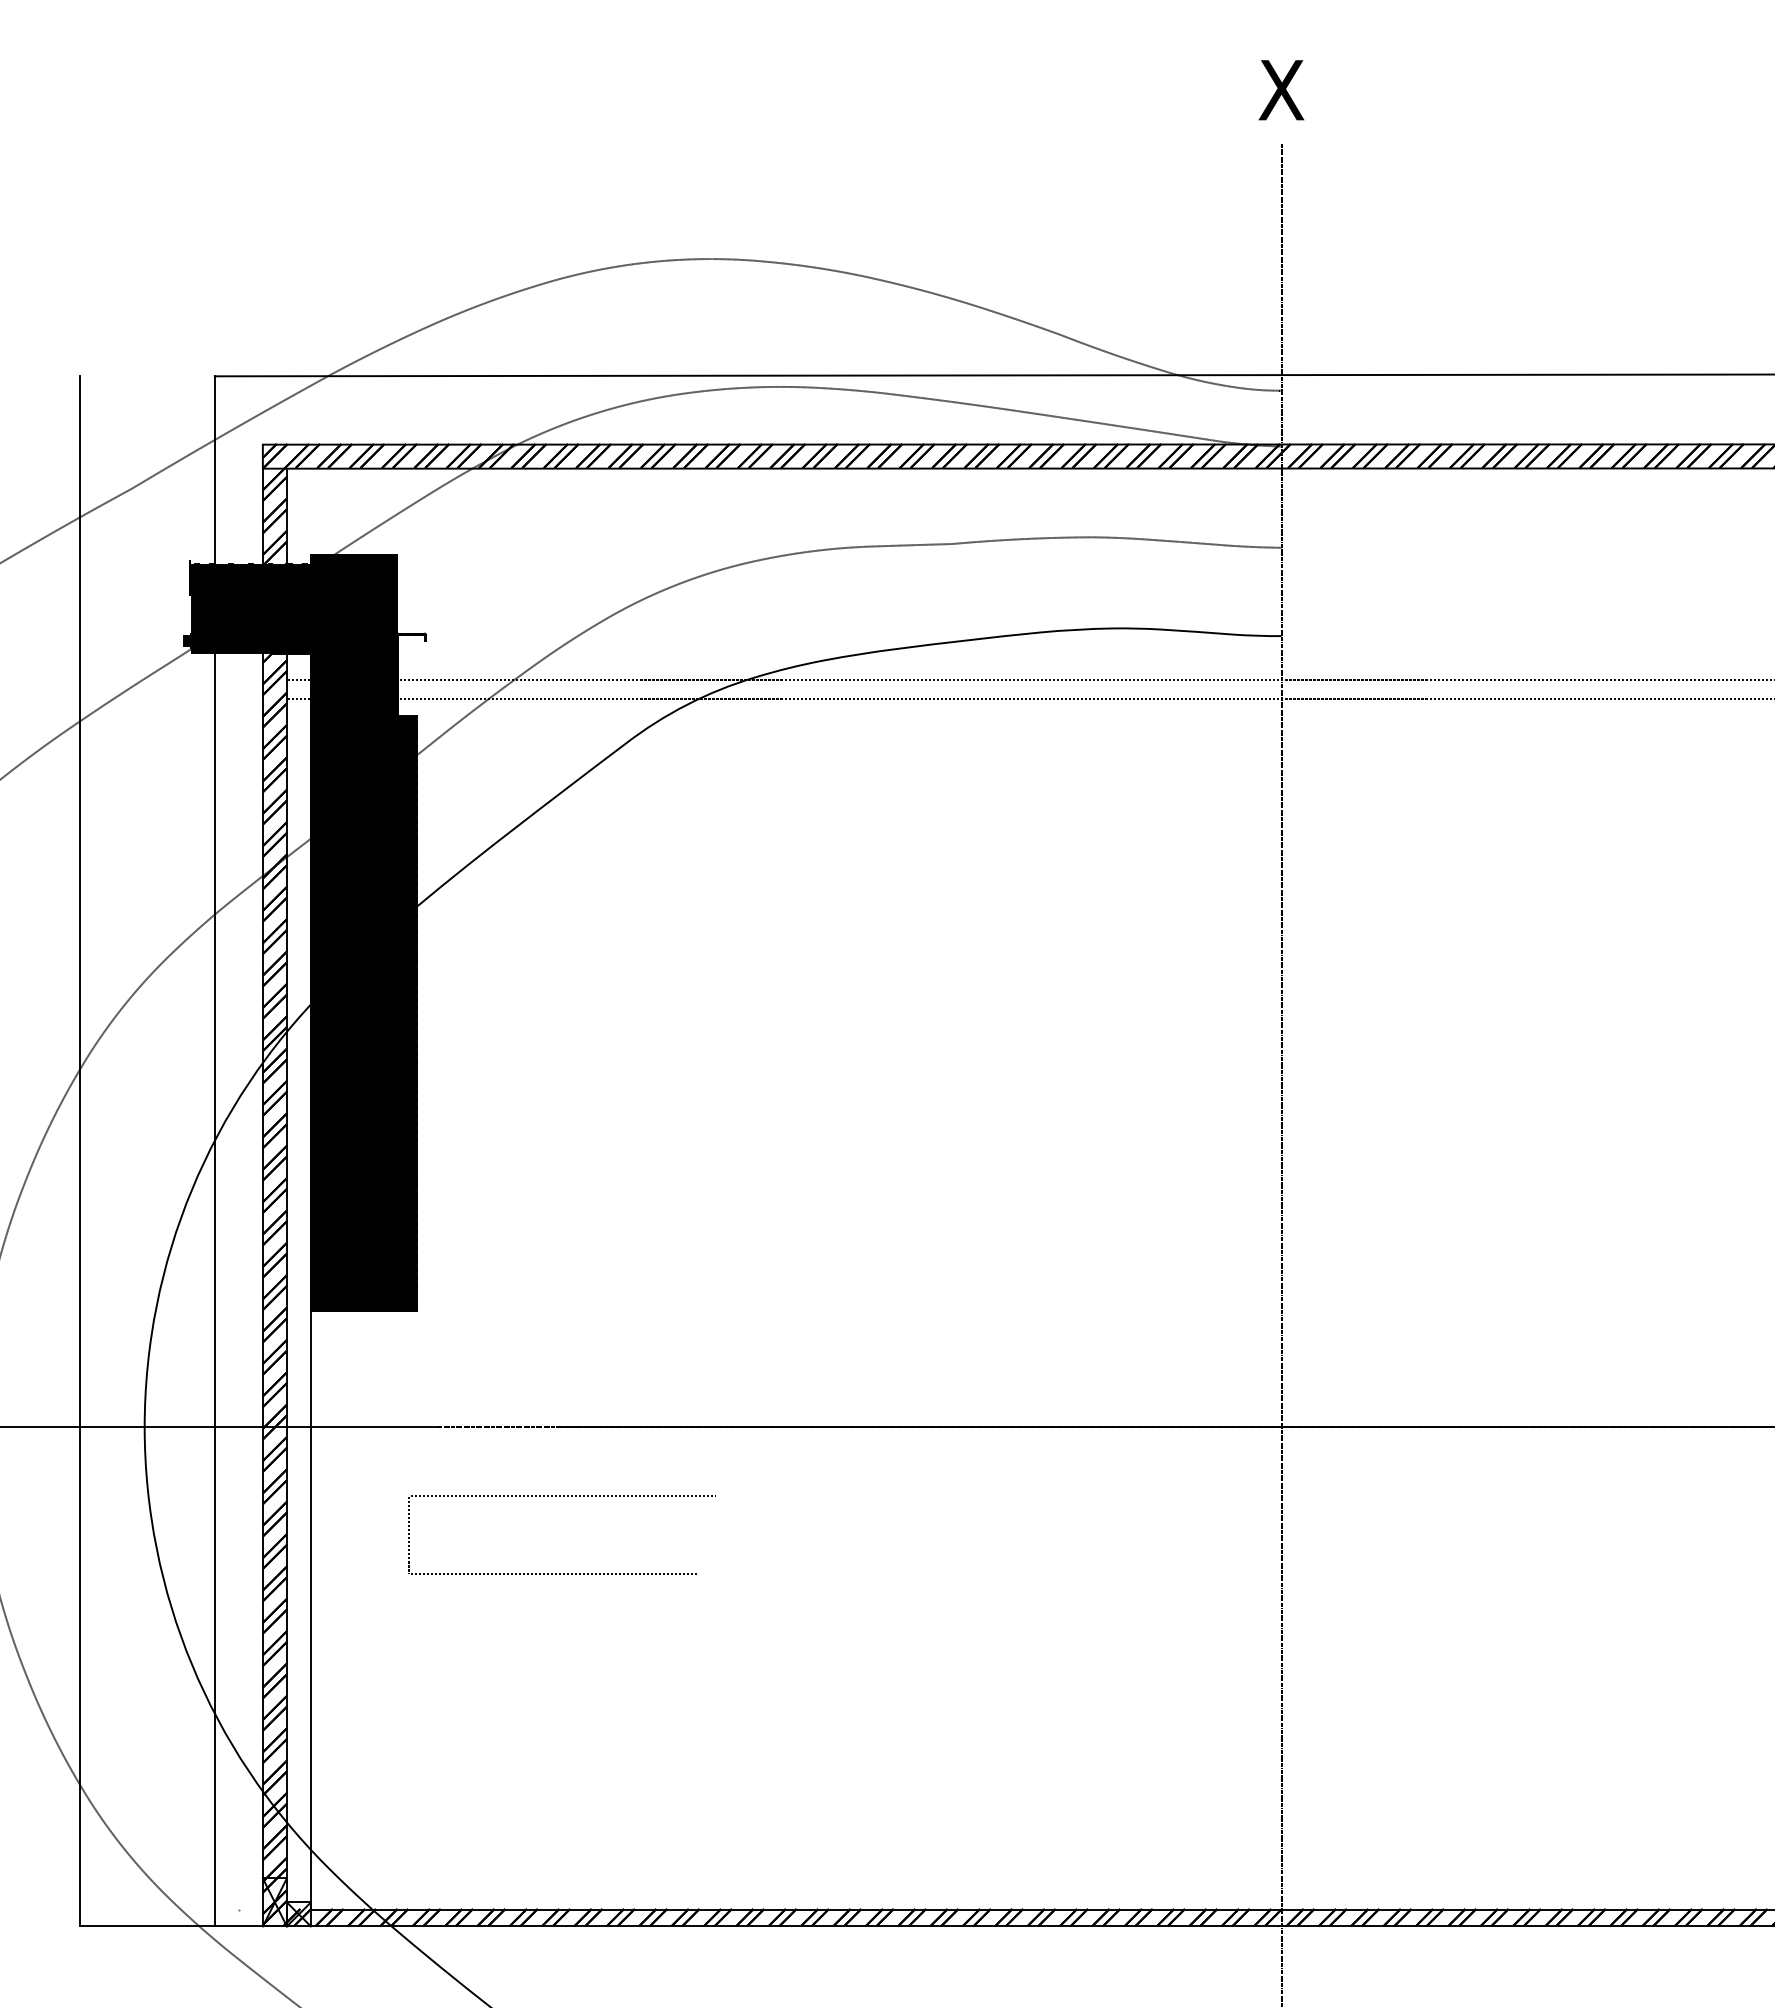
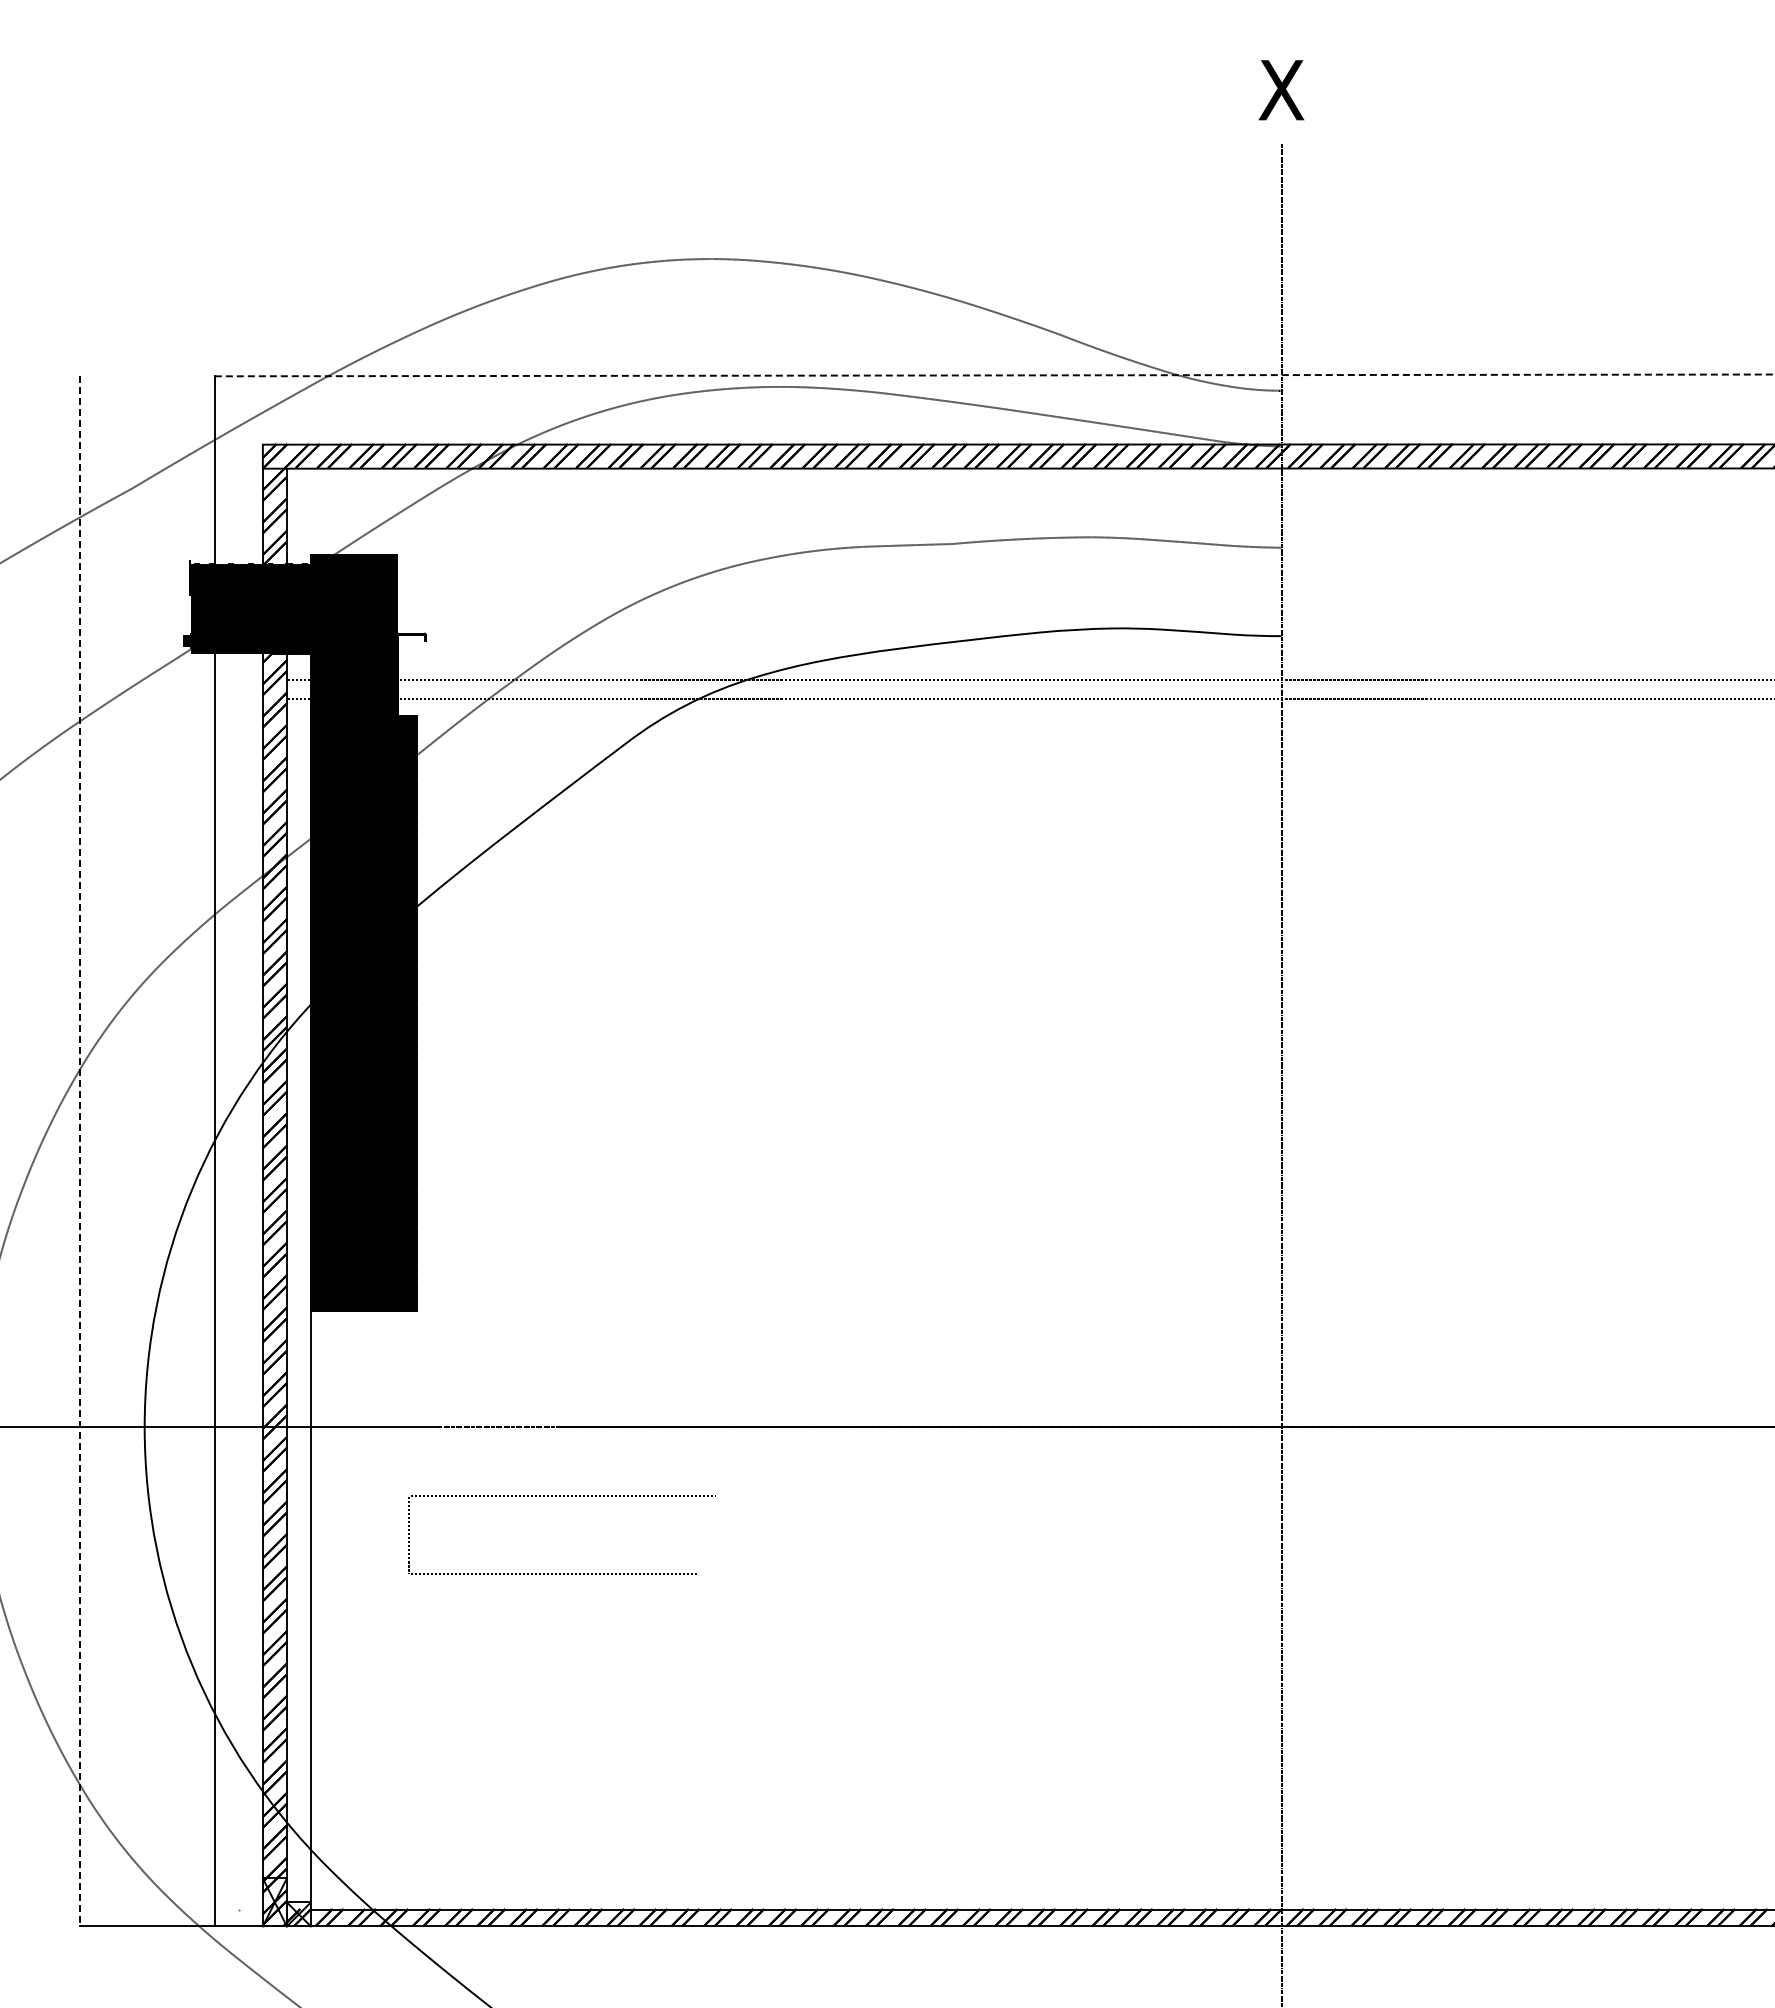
line: solid -> dashed (994, 375)
line: solid -> dashed (80, 1151)
